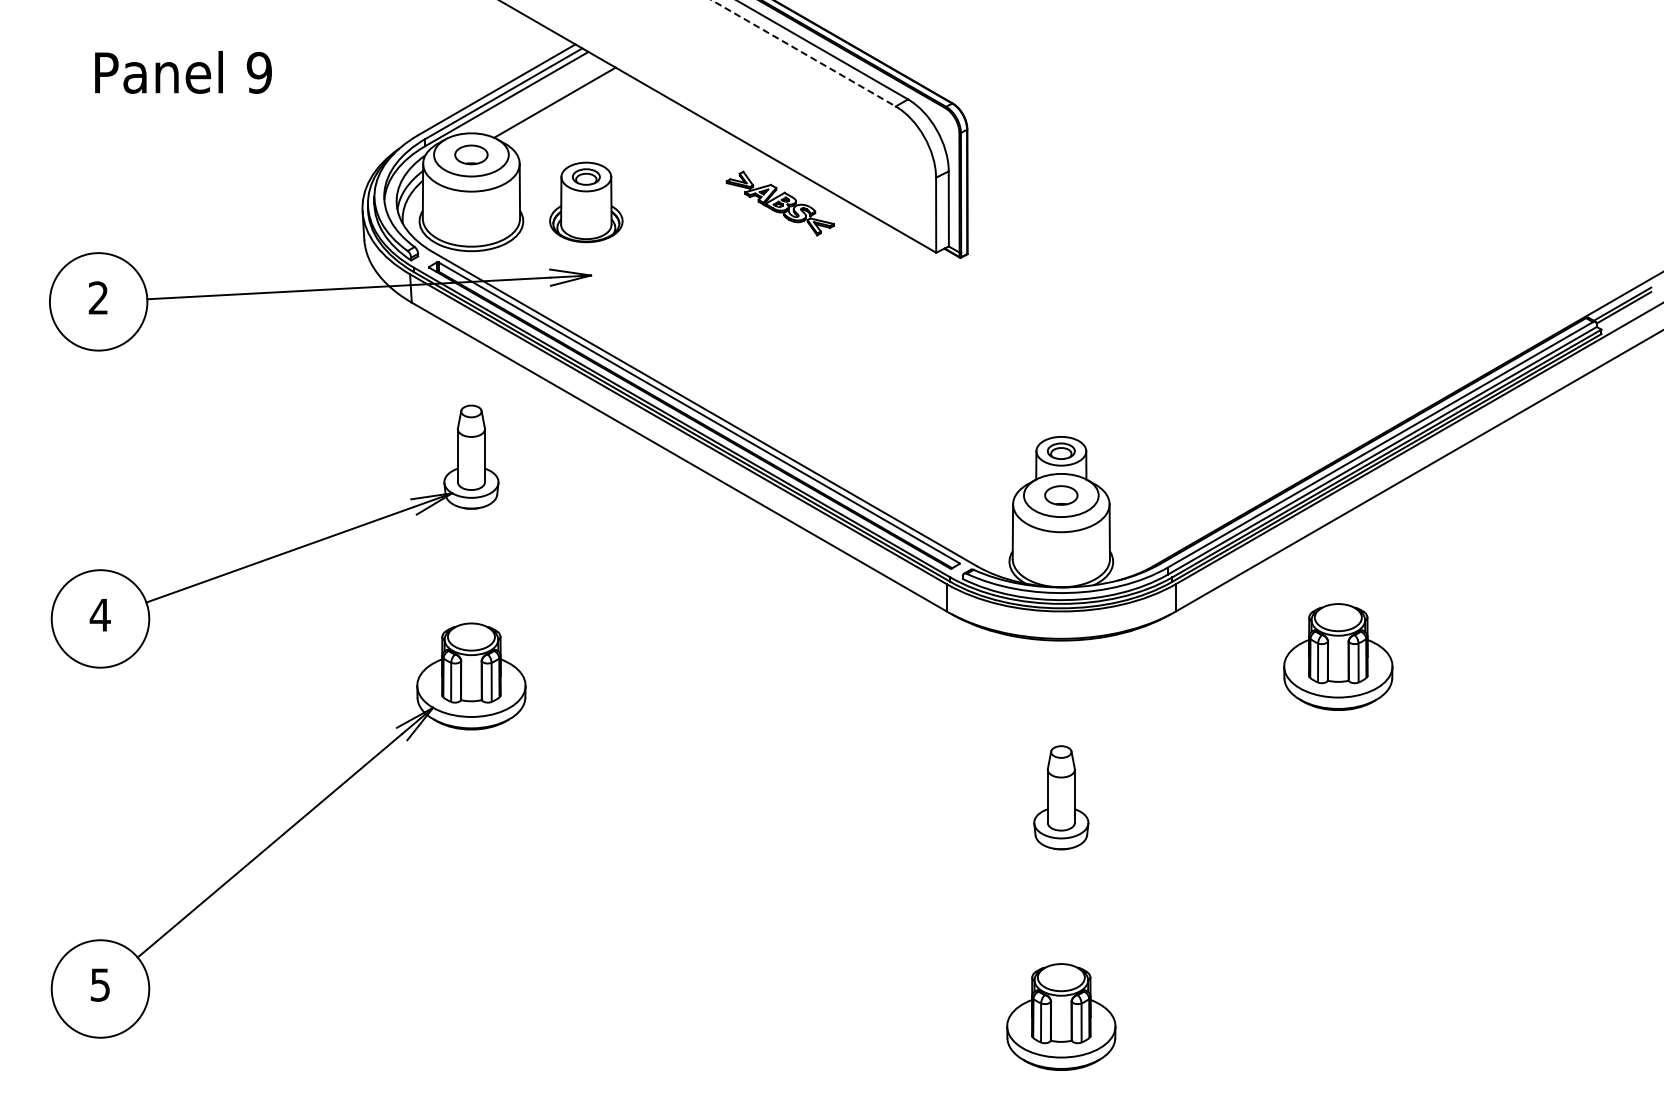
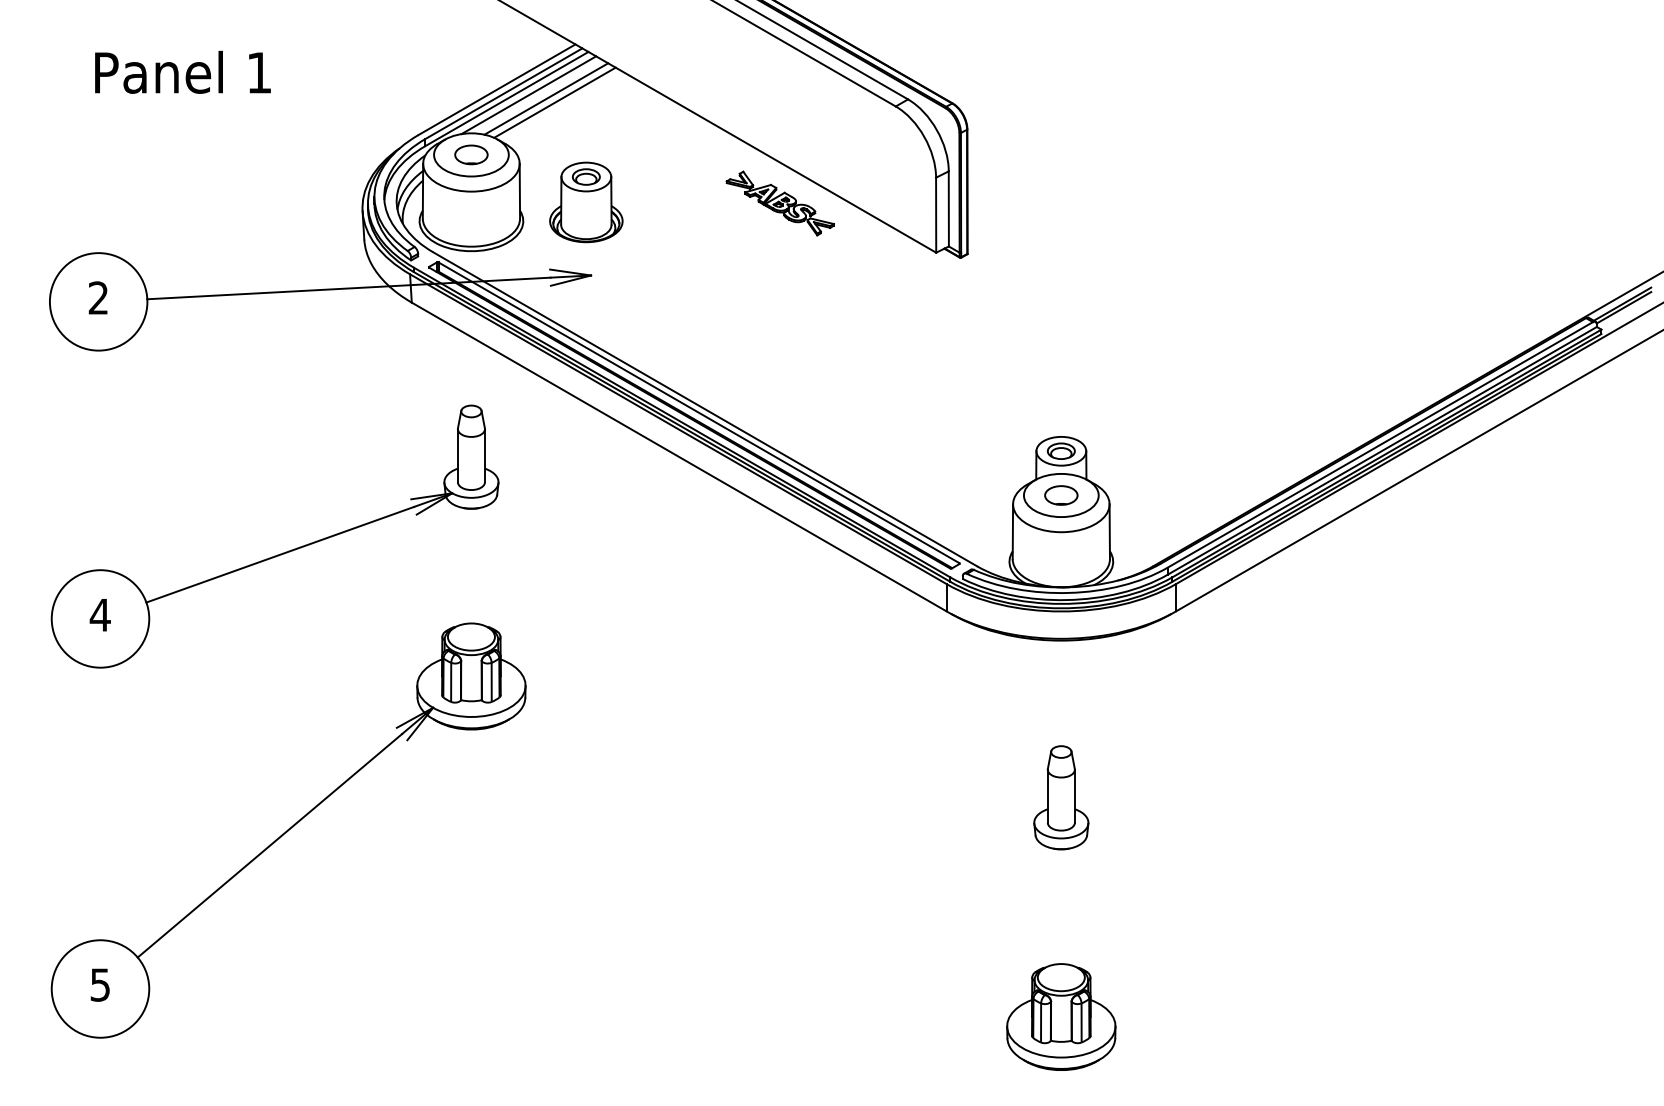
line: dashed -> solid (804, 53)
text: 9 -> 1 (258, 72)
line: none -> present (528, 95)
line: none -> present (546, 98)
part: present -> none (1338, 656)
